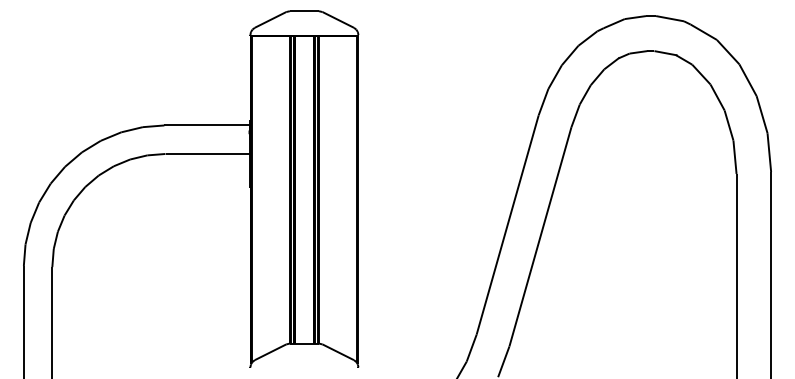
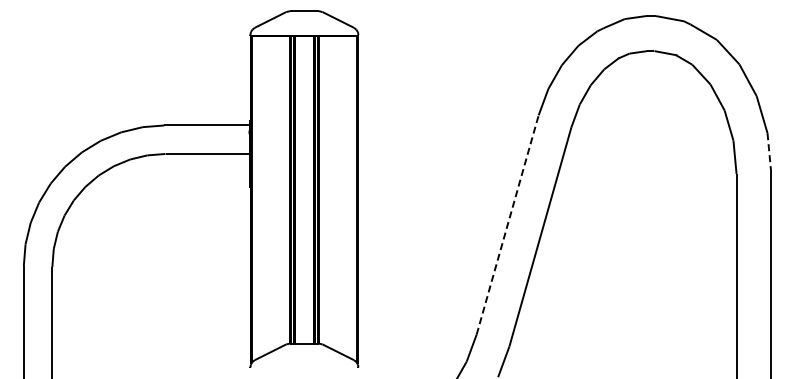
line: solid -> dashed (769, 152)
line: solid -> dashed (507, 225)
